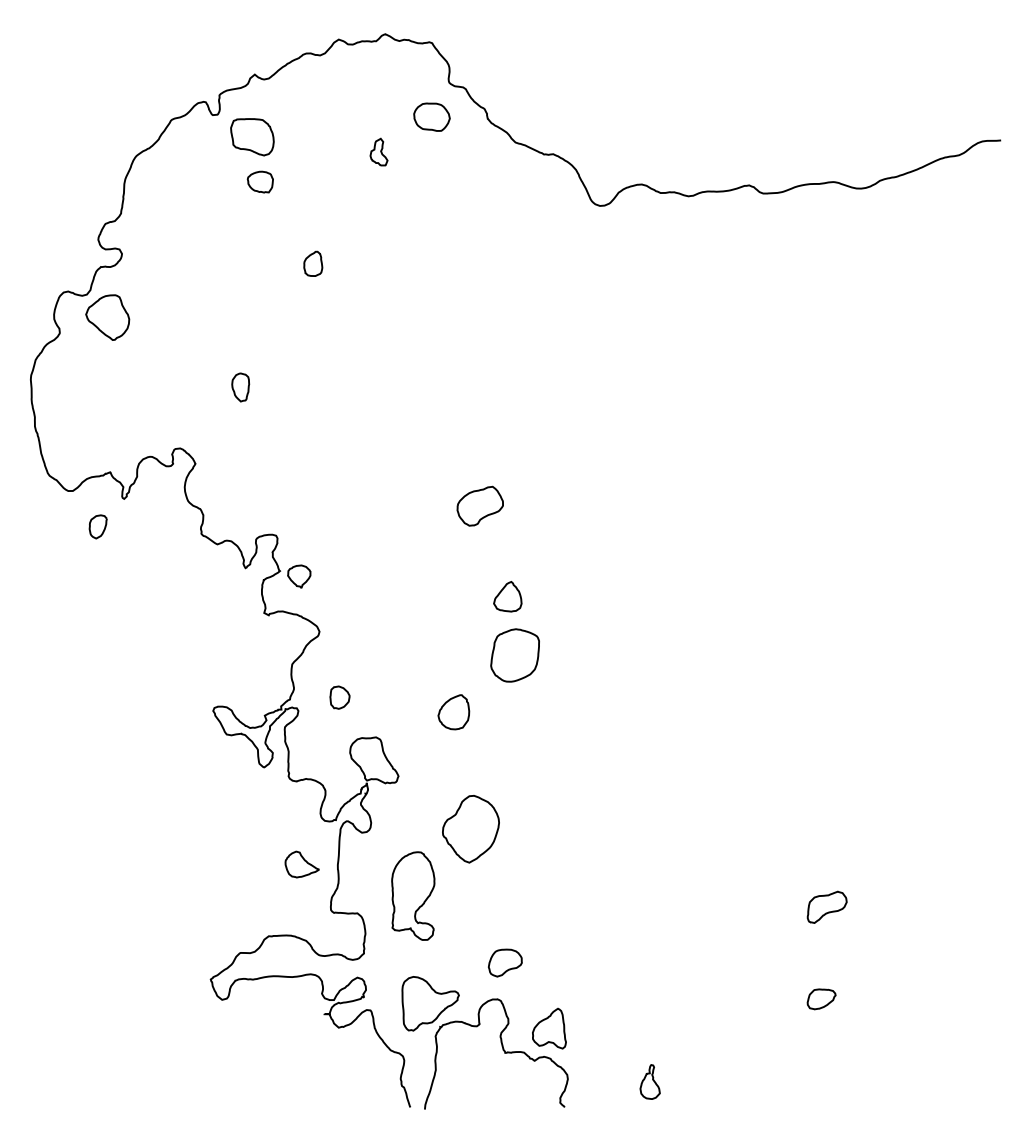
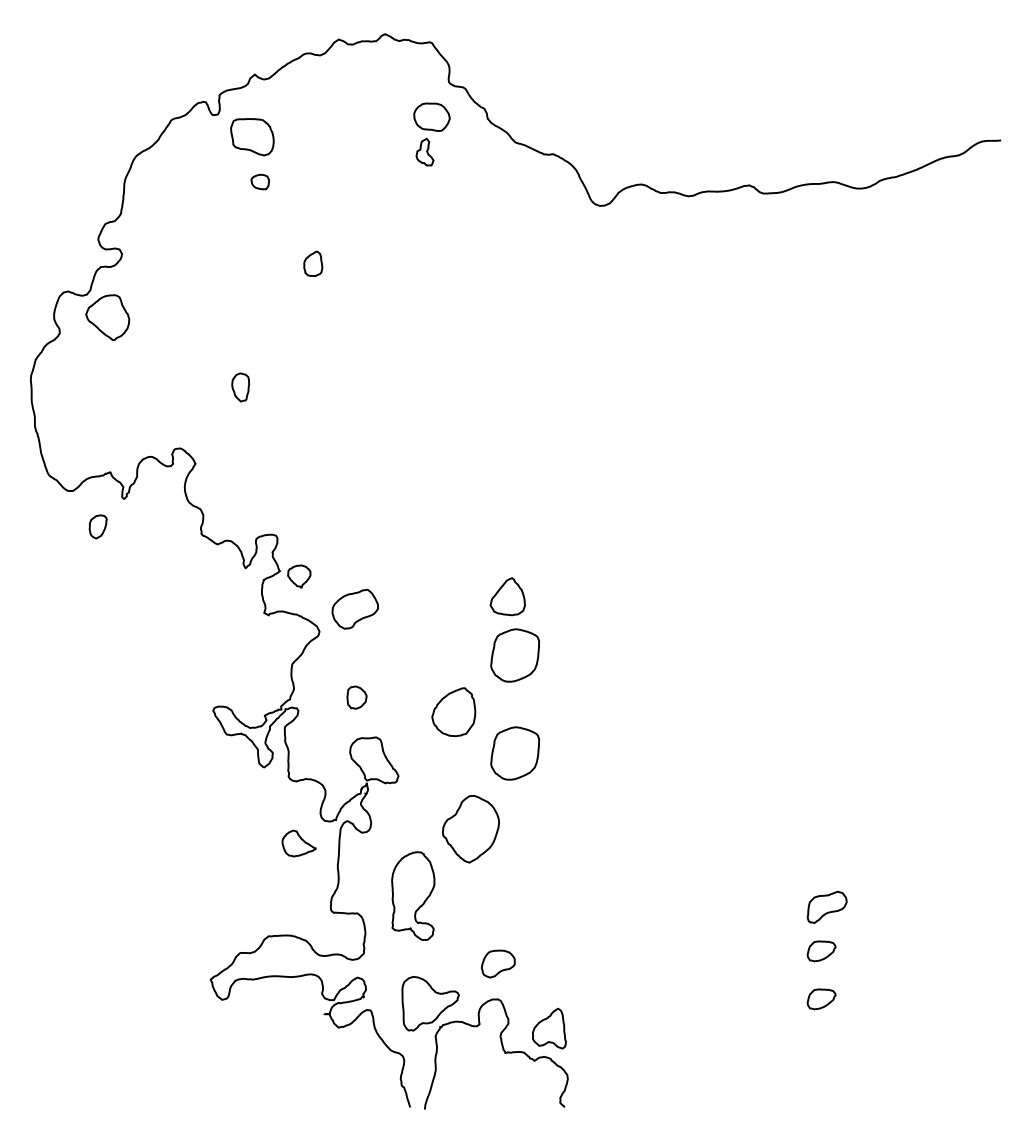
part position: (378, 151) -> (424, 151) (424, 151)
part size: 28x24 px -> 20x18 px (259, 181)
part position: (479, 505) -> (354, 608) (354, 608)
part size: 30x32 px -> 37x40 px (507, 596)
part position: (339, 697) -> (356, 697) (356, 697)
part size: 34x37 px -> 46x51 px (453, 712)
part: none -> present (514, 753)
part position: (301, 864) -> (298, 843) (298, 843)
part: none -> present (821, 951)
part position: (504, 962) -> (497, 963) (497, 963)
part: present -> none (649, 1081)
